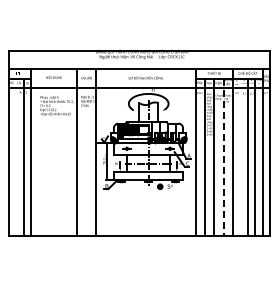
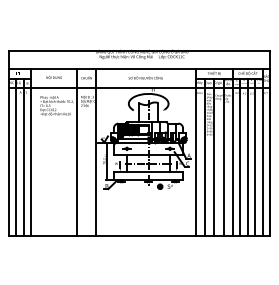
line: none -> present (16, 156)
line: none -> present (240, 156)
line: dashed -> solid (223, 157)
